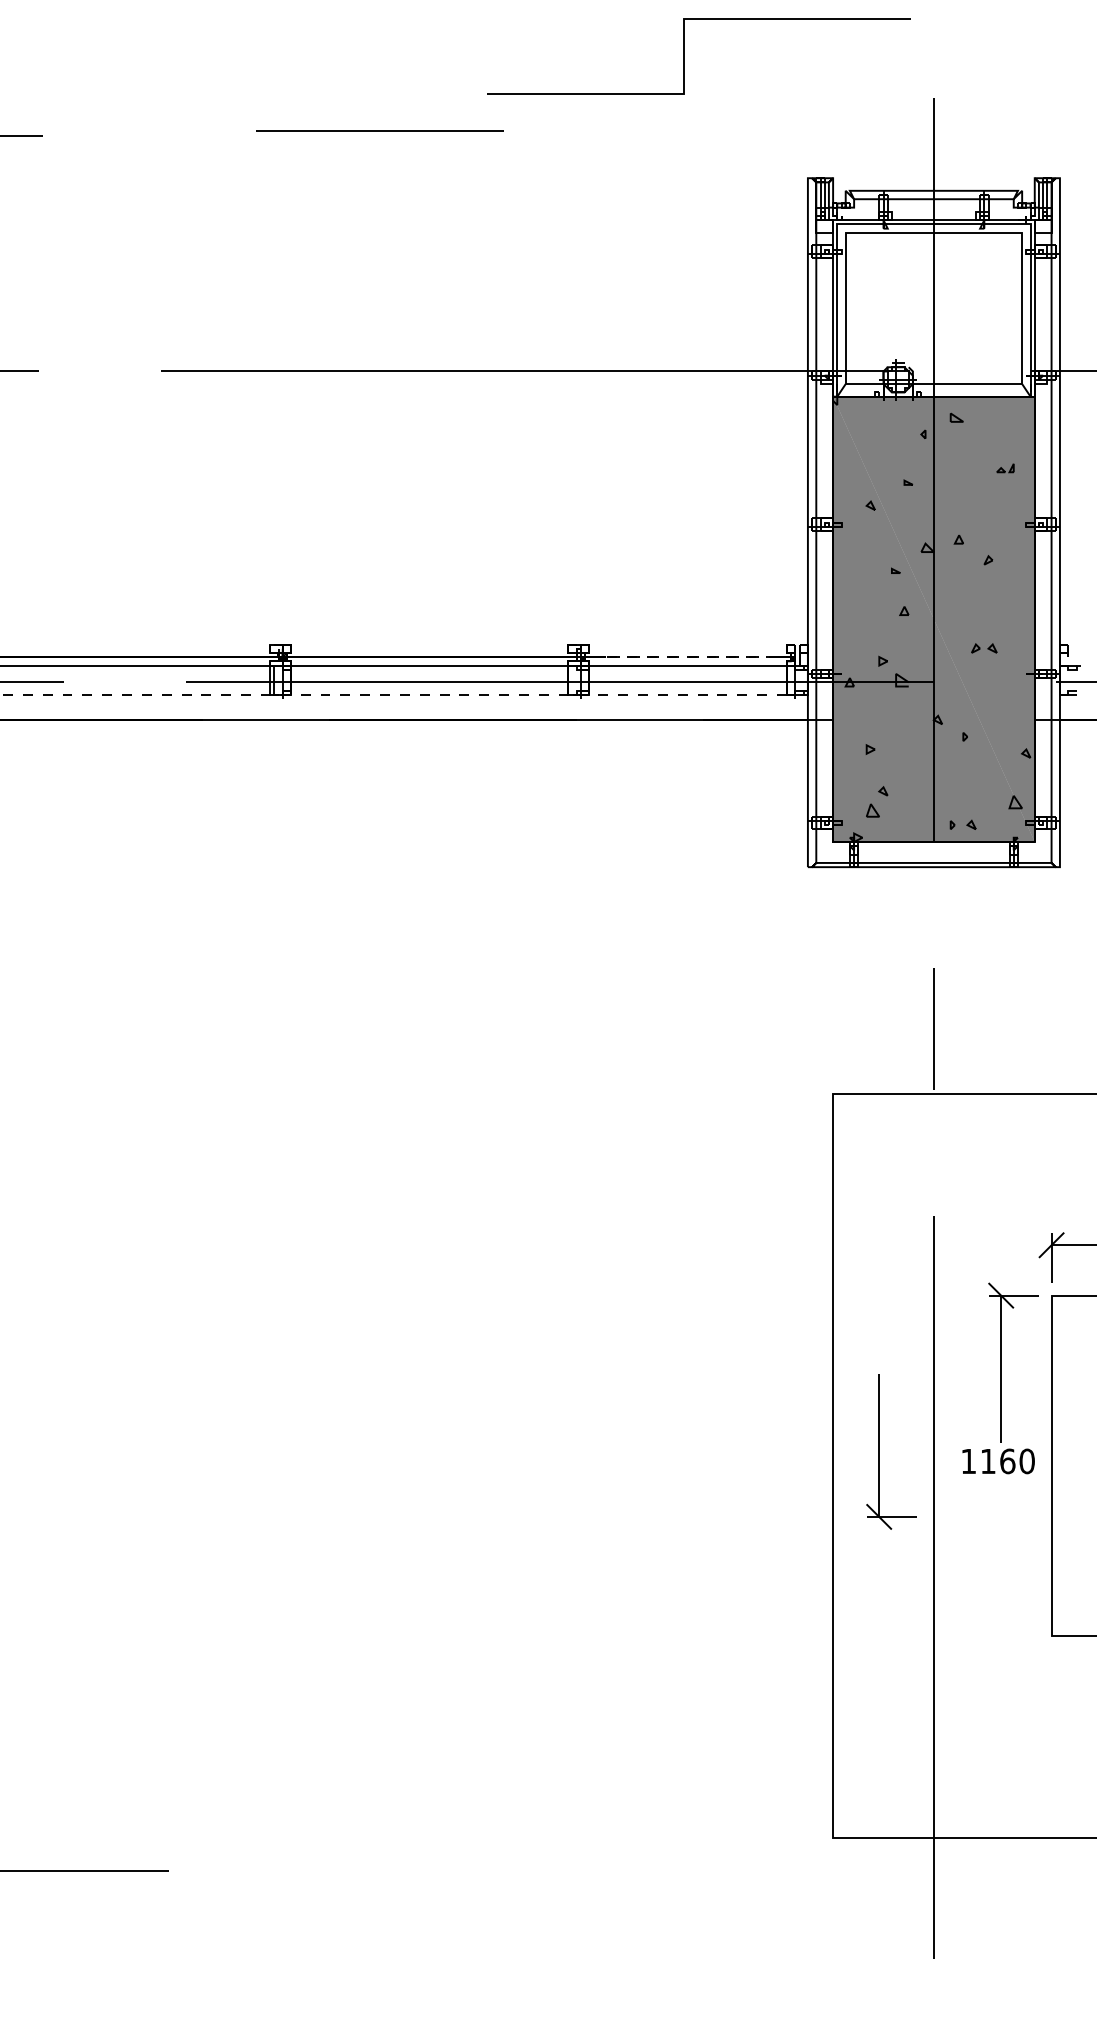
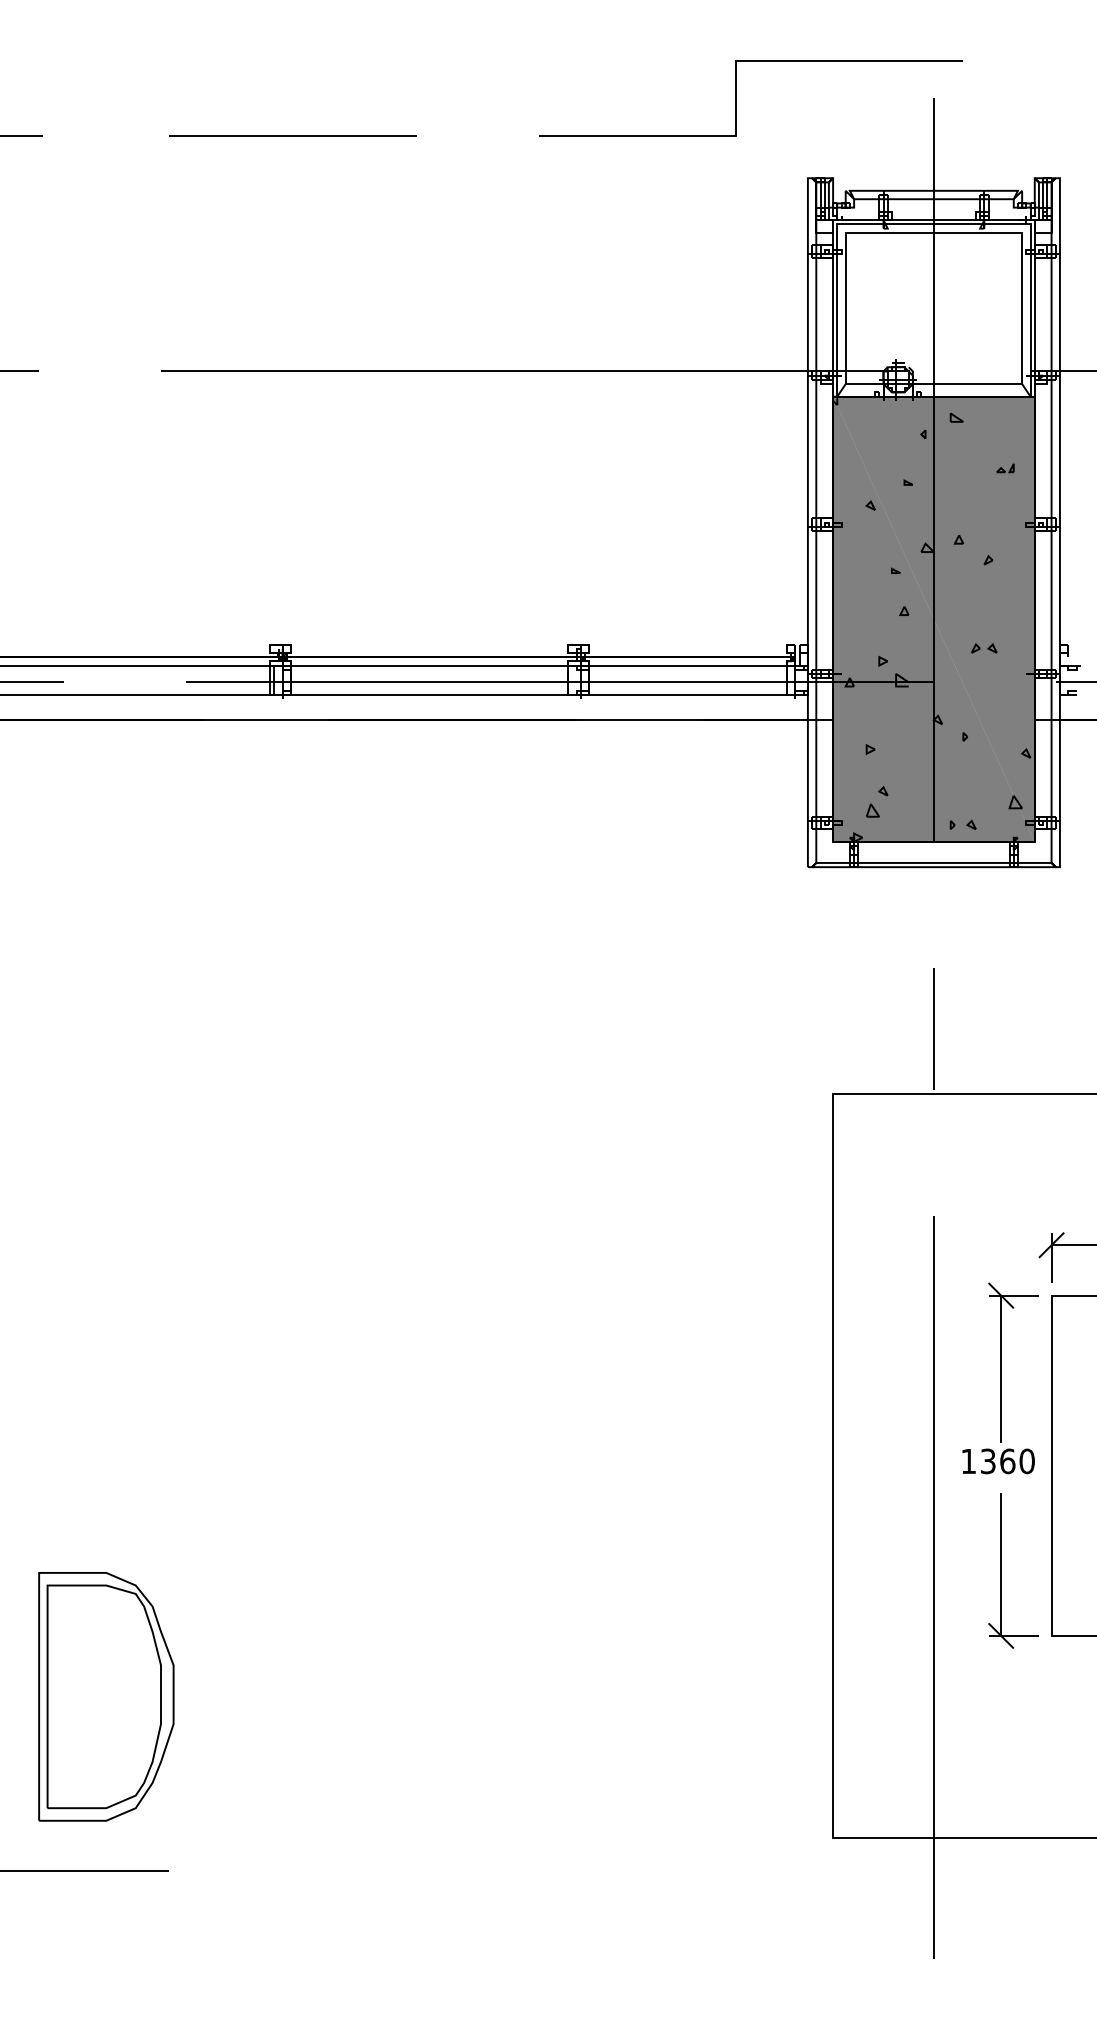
line position: (684, 56) -> (736, 98) (736, 98)
line position: (379, 130) -> (292, 135) (292, 135)
line: dashed -> solid (593, 657)
line: dashed -> solid (393, 694)
part position: (879, 1451) -> (1001, 1570) (1001, 1570)
text: 1160 -> 1360 (988, 1461)
part: none -> present (106, 1696)
